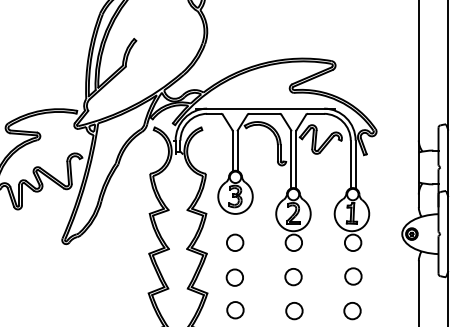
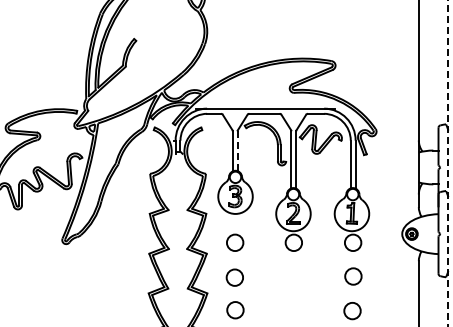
line: solid -> dashed (237, 151)
line: solid -> dashed (448, 163)
circle: present -> none (293, 277)
circle: present -> none (294, 311)
